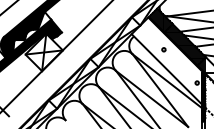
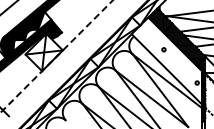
line: solid -> dashed (56, 56)
